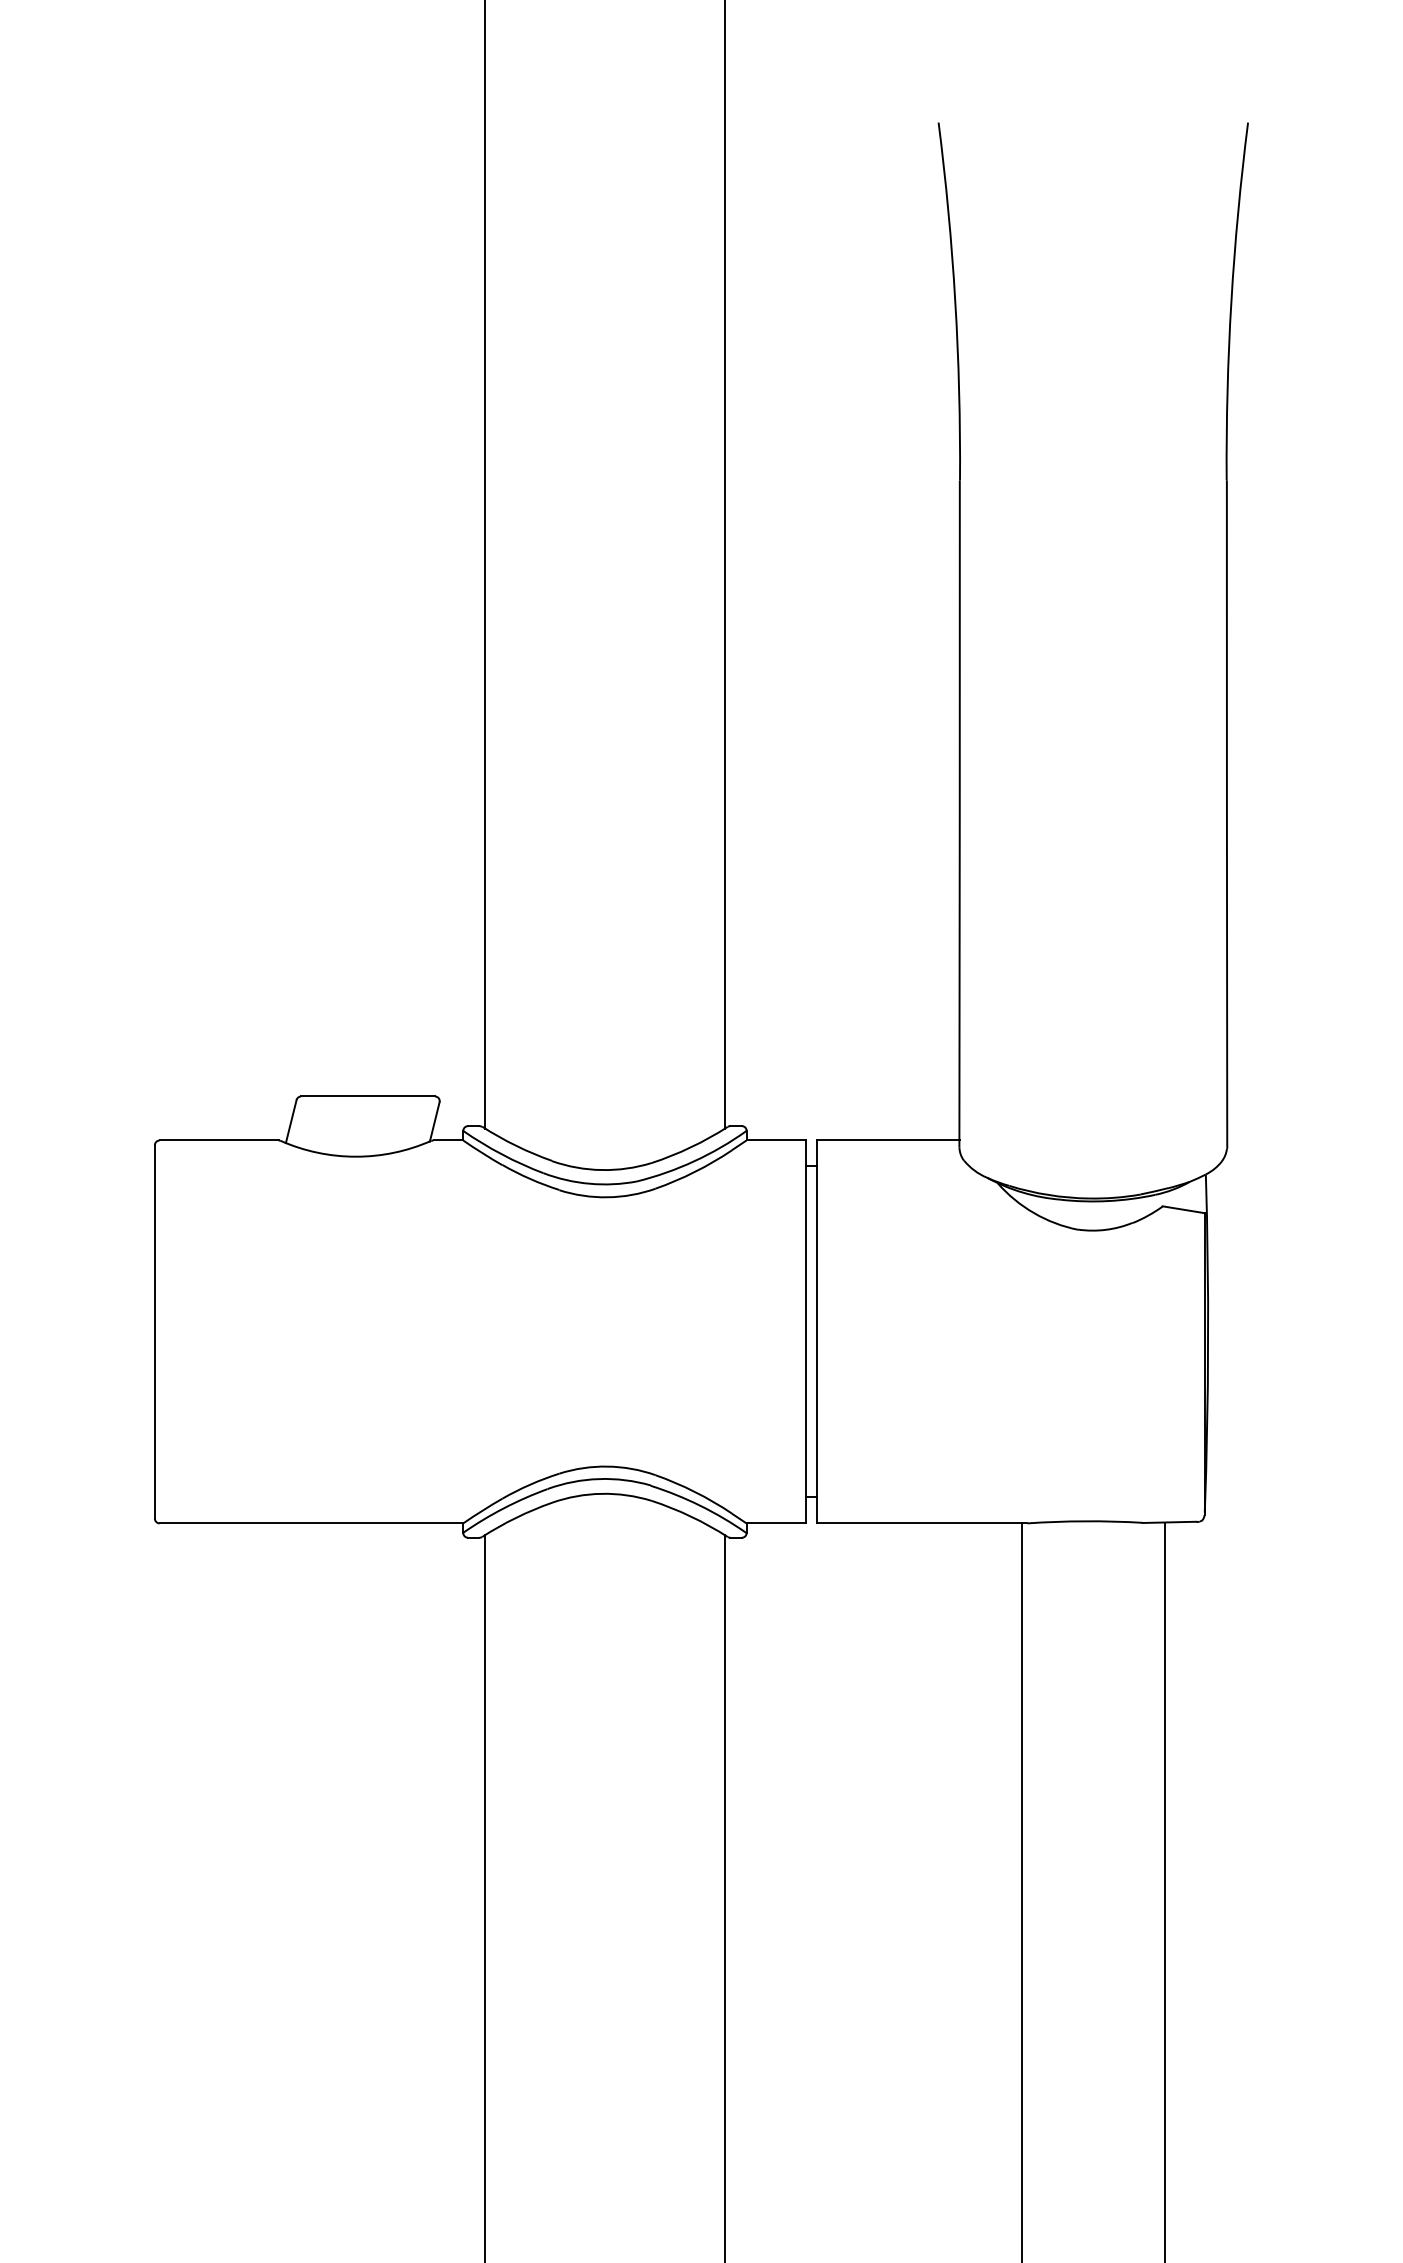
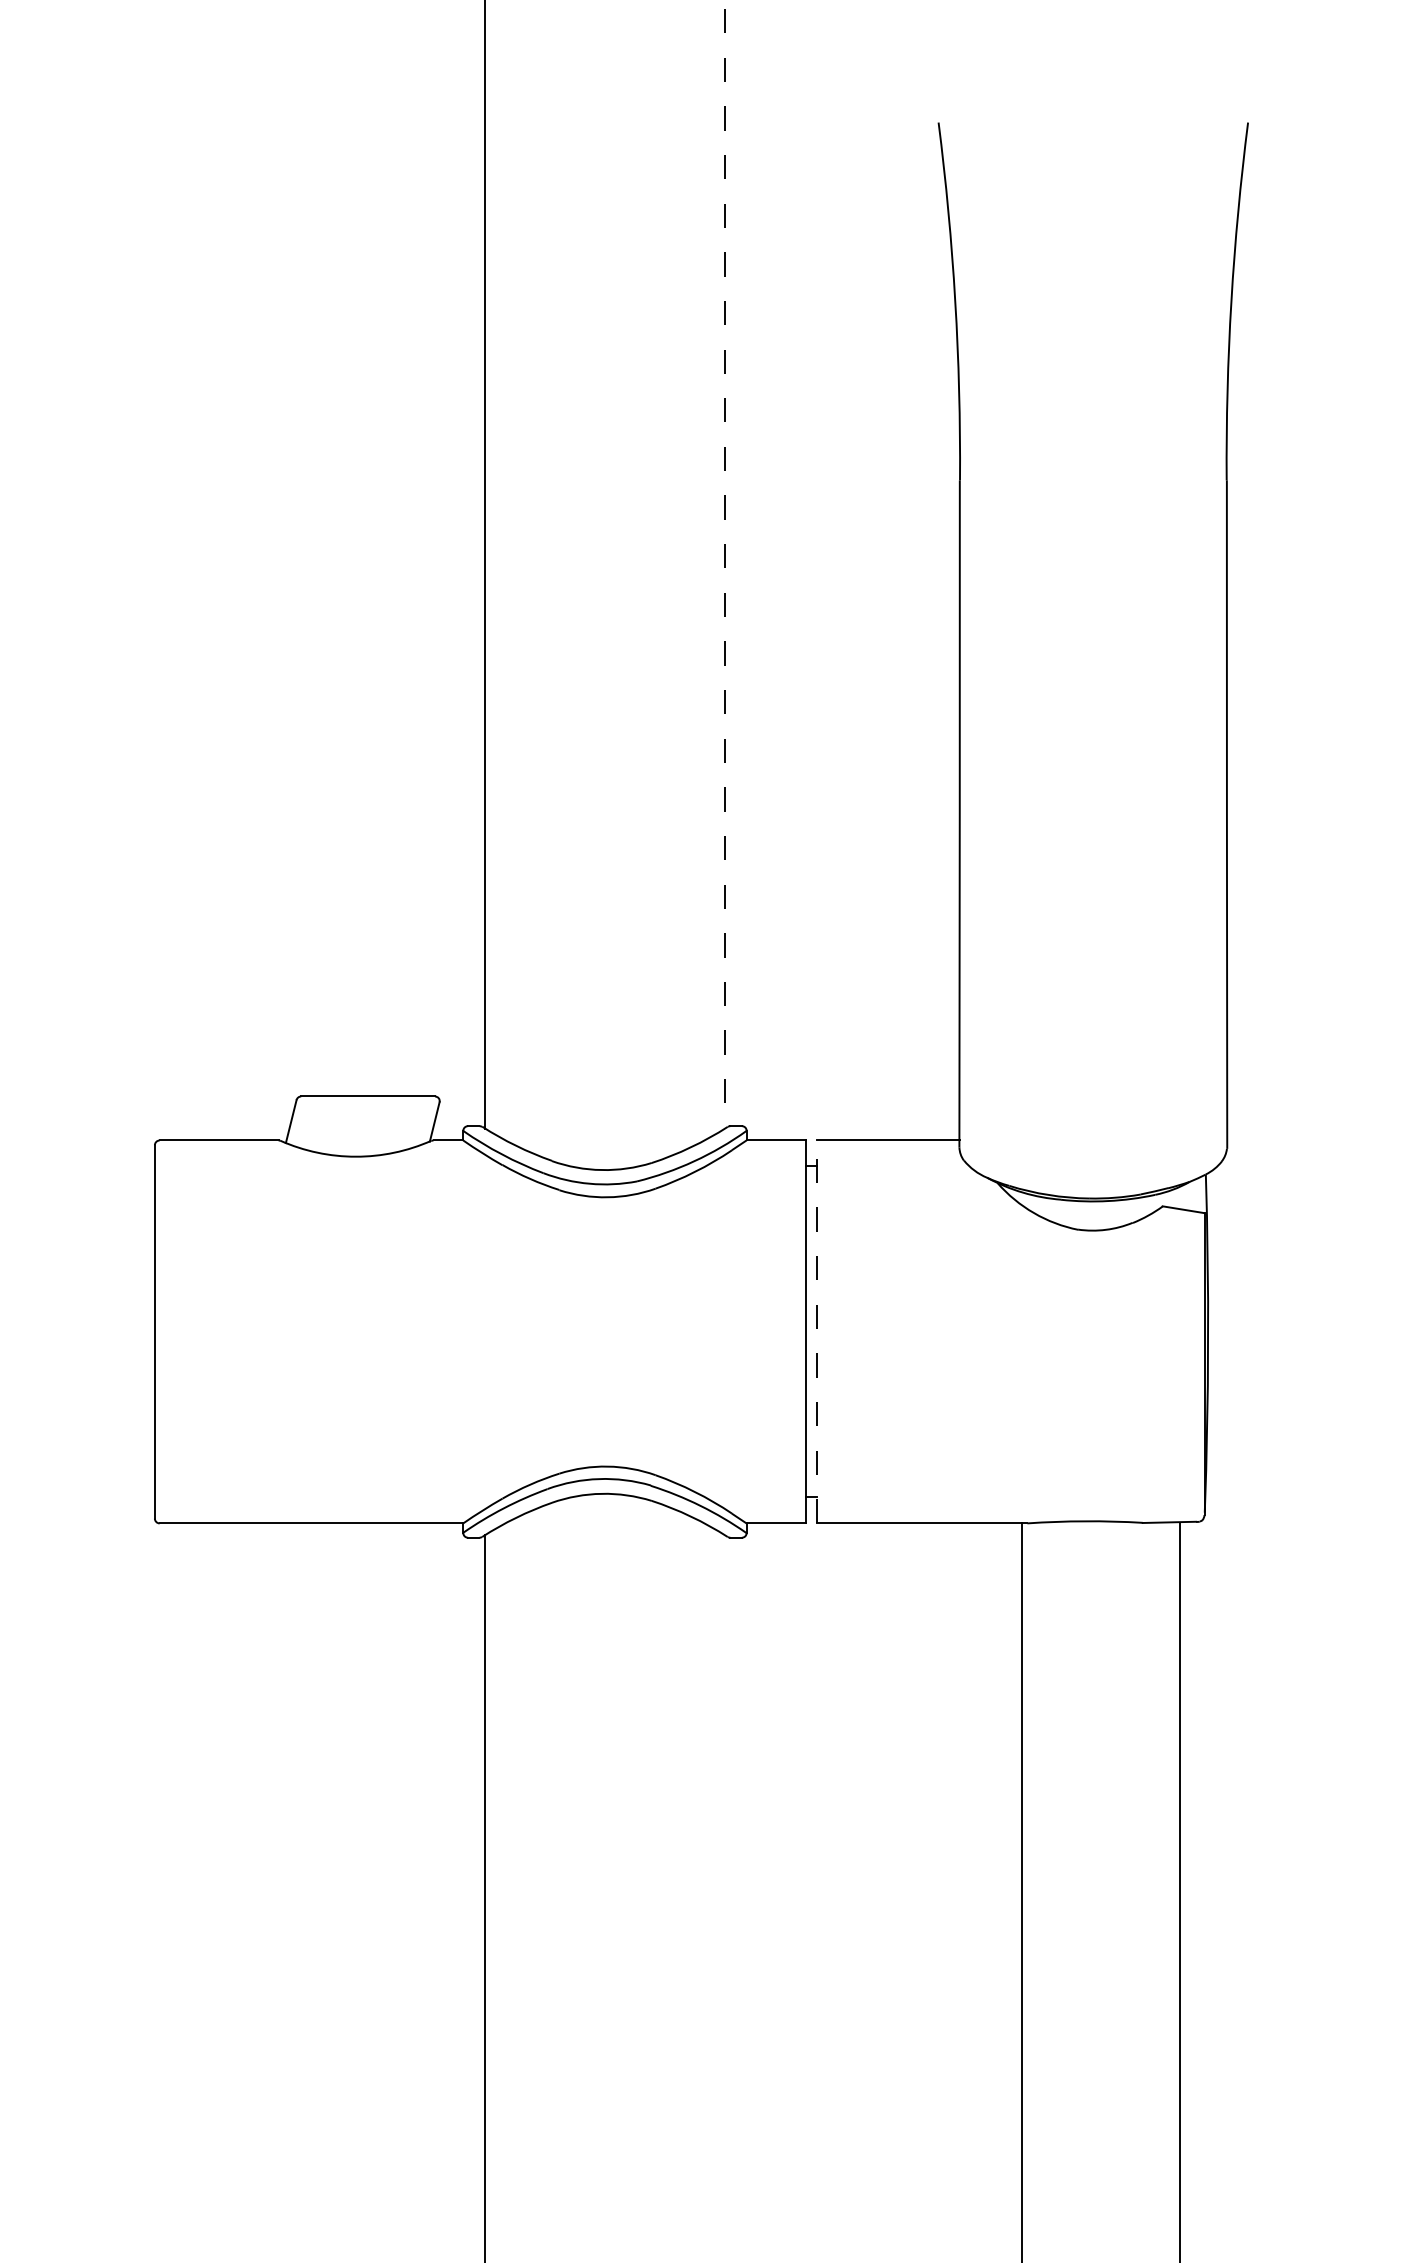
line: solid -> dashed (724, 564)
line: solid -> dashed (816, 1331)
line position: (1165, 1890) -> (1180, 1890) (1180, 1890)
line: present -> none (724, 1897)
